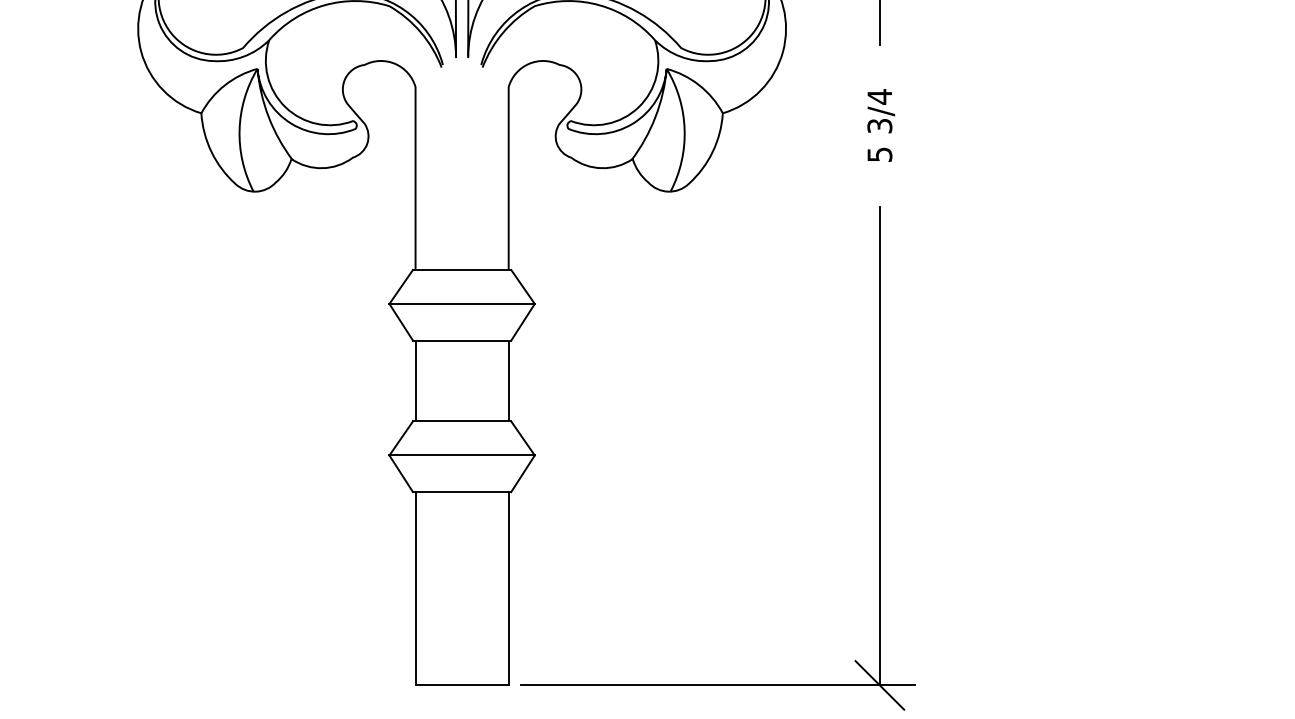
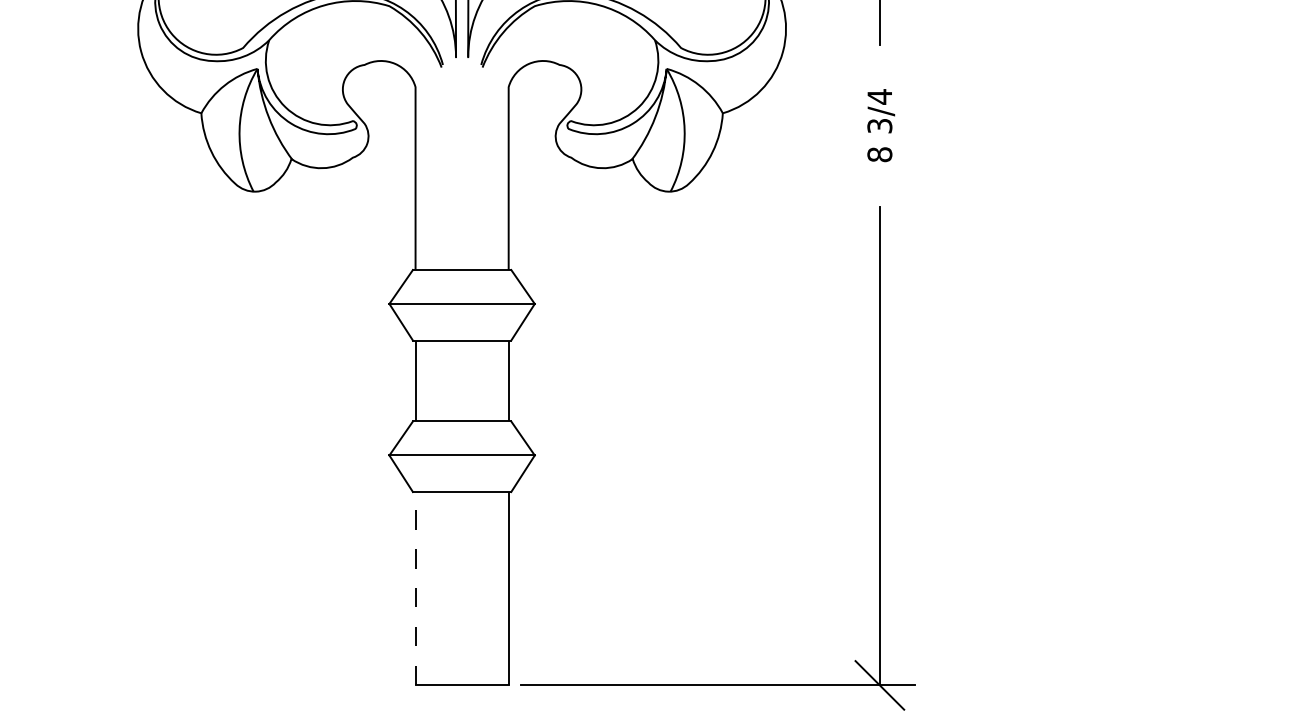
text: 5 -> 8 (879, 154)
line: solid -> dashed (415, 588)
